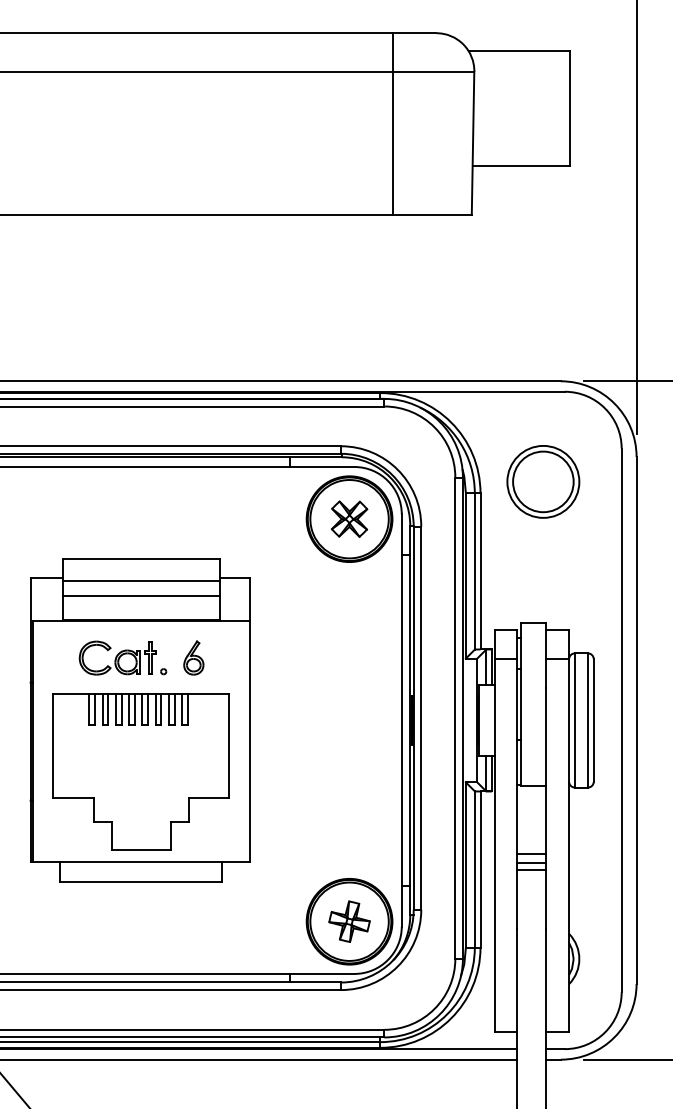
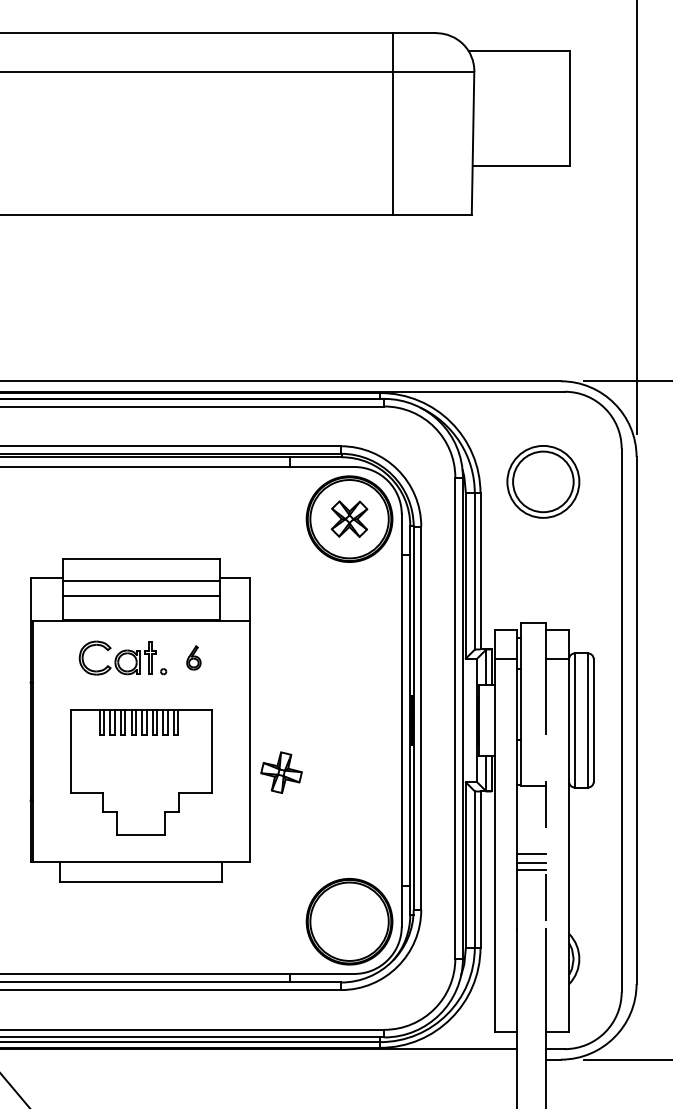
part size: 22x36 px -> 16x26 px (193, 657)
part size: 178x158 px -> 143x127 px (141, 772)
line: solid -> dashed (546, 808)
part position: (349, 921) -> (281, 772) (281, 772)
line: present -> none (259, 1059)
